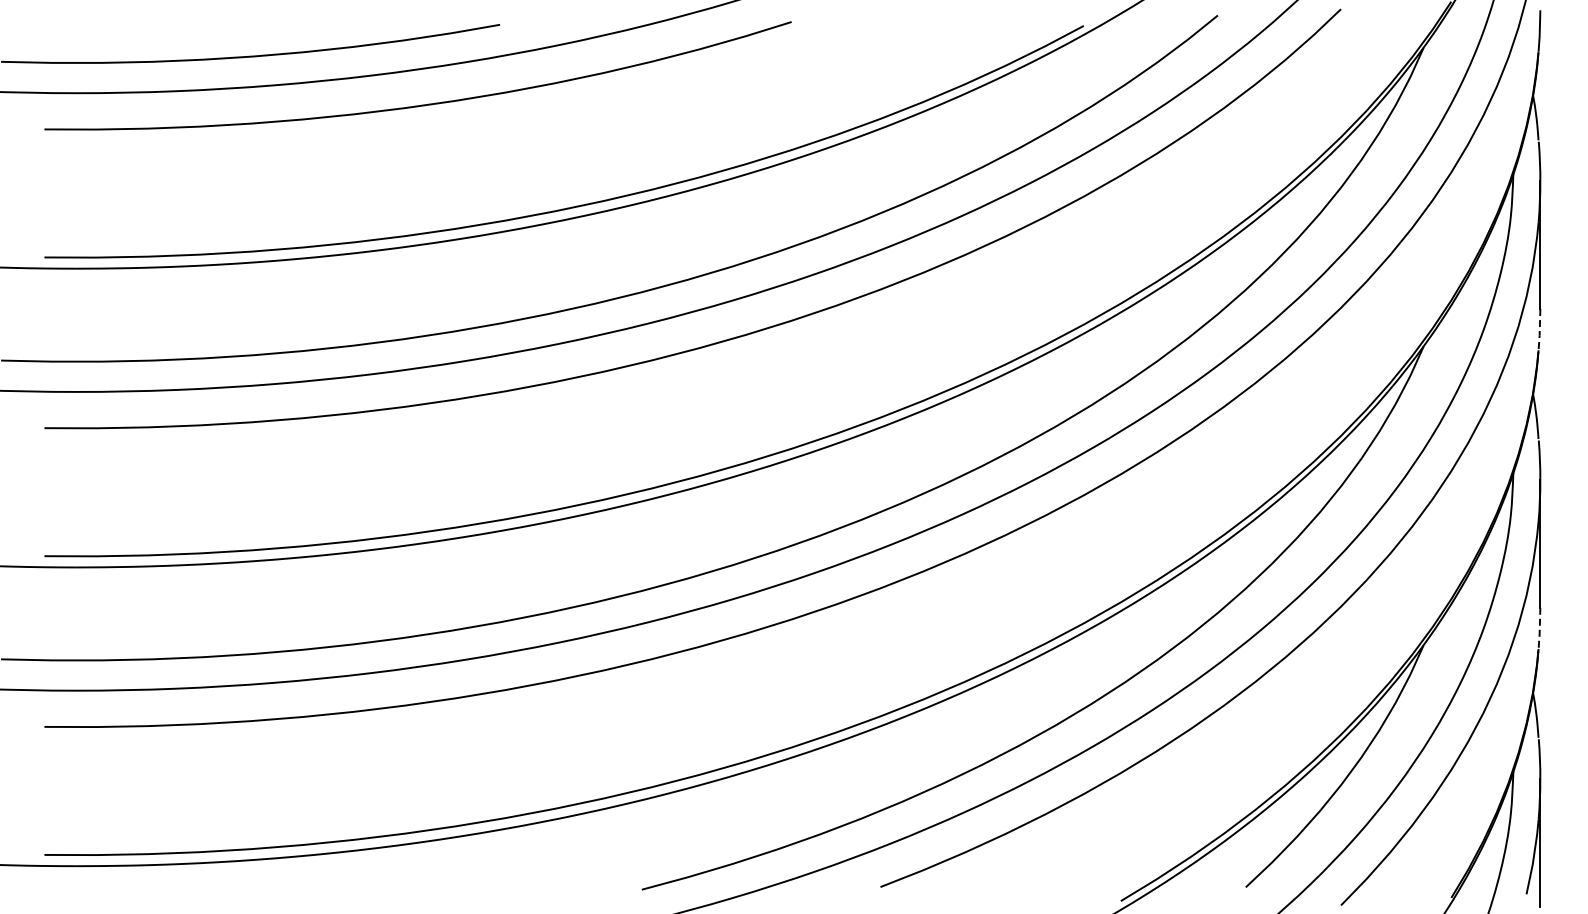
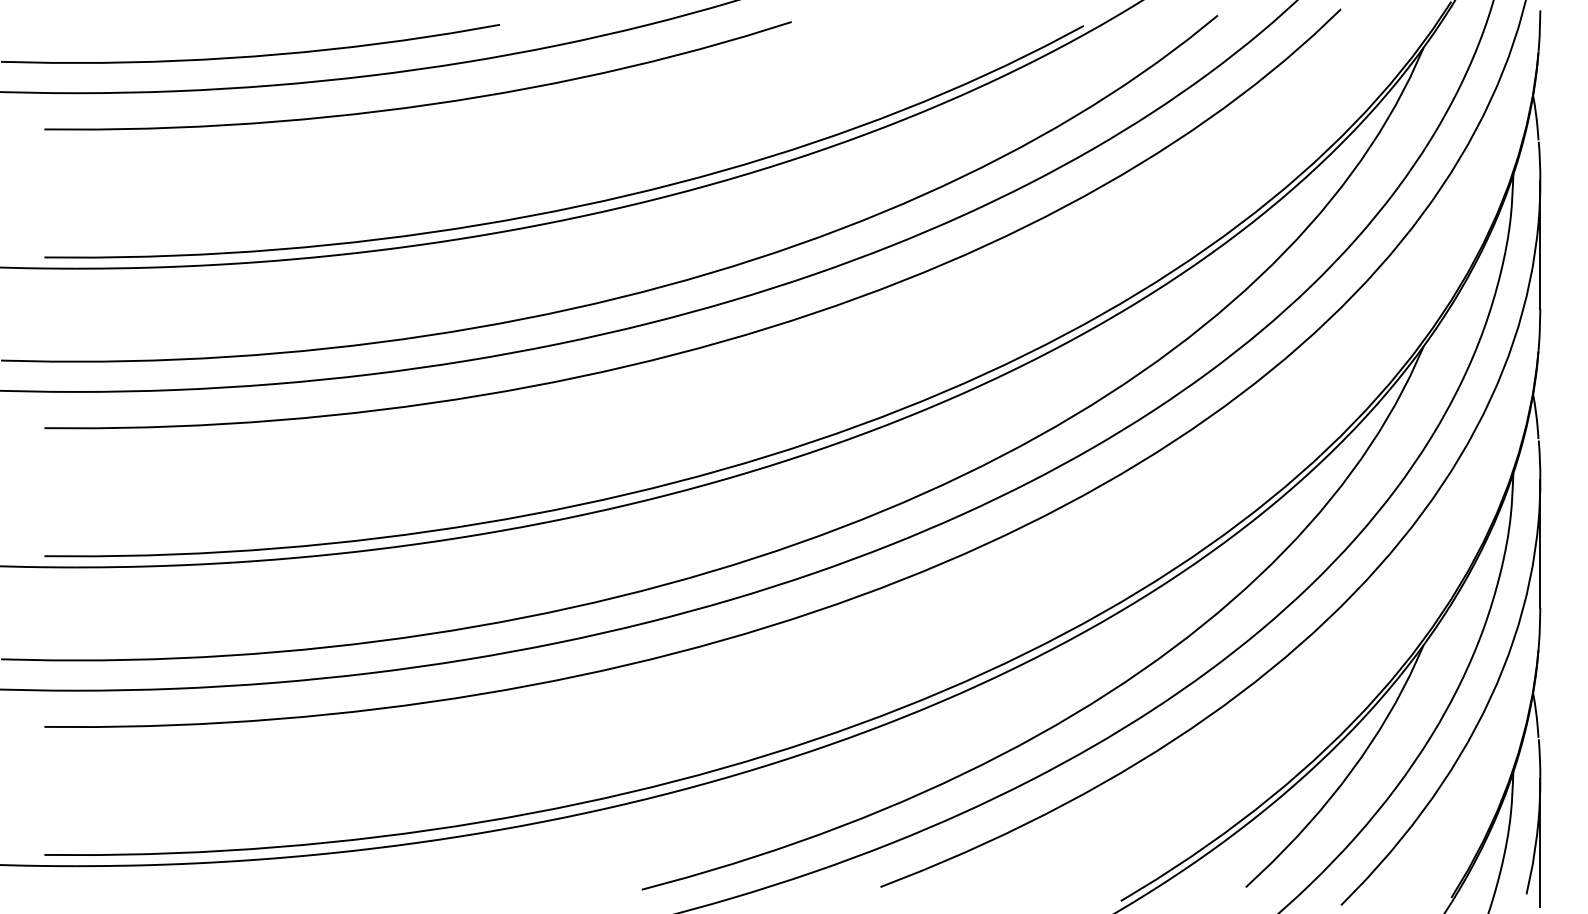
line: dashed -> solid (1539, 330)
line: dashed -> solid (1539, 629)
